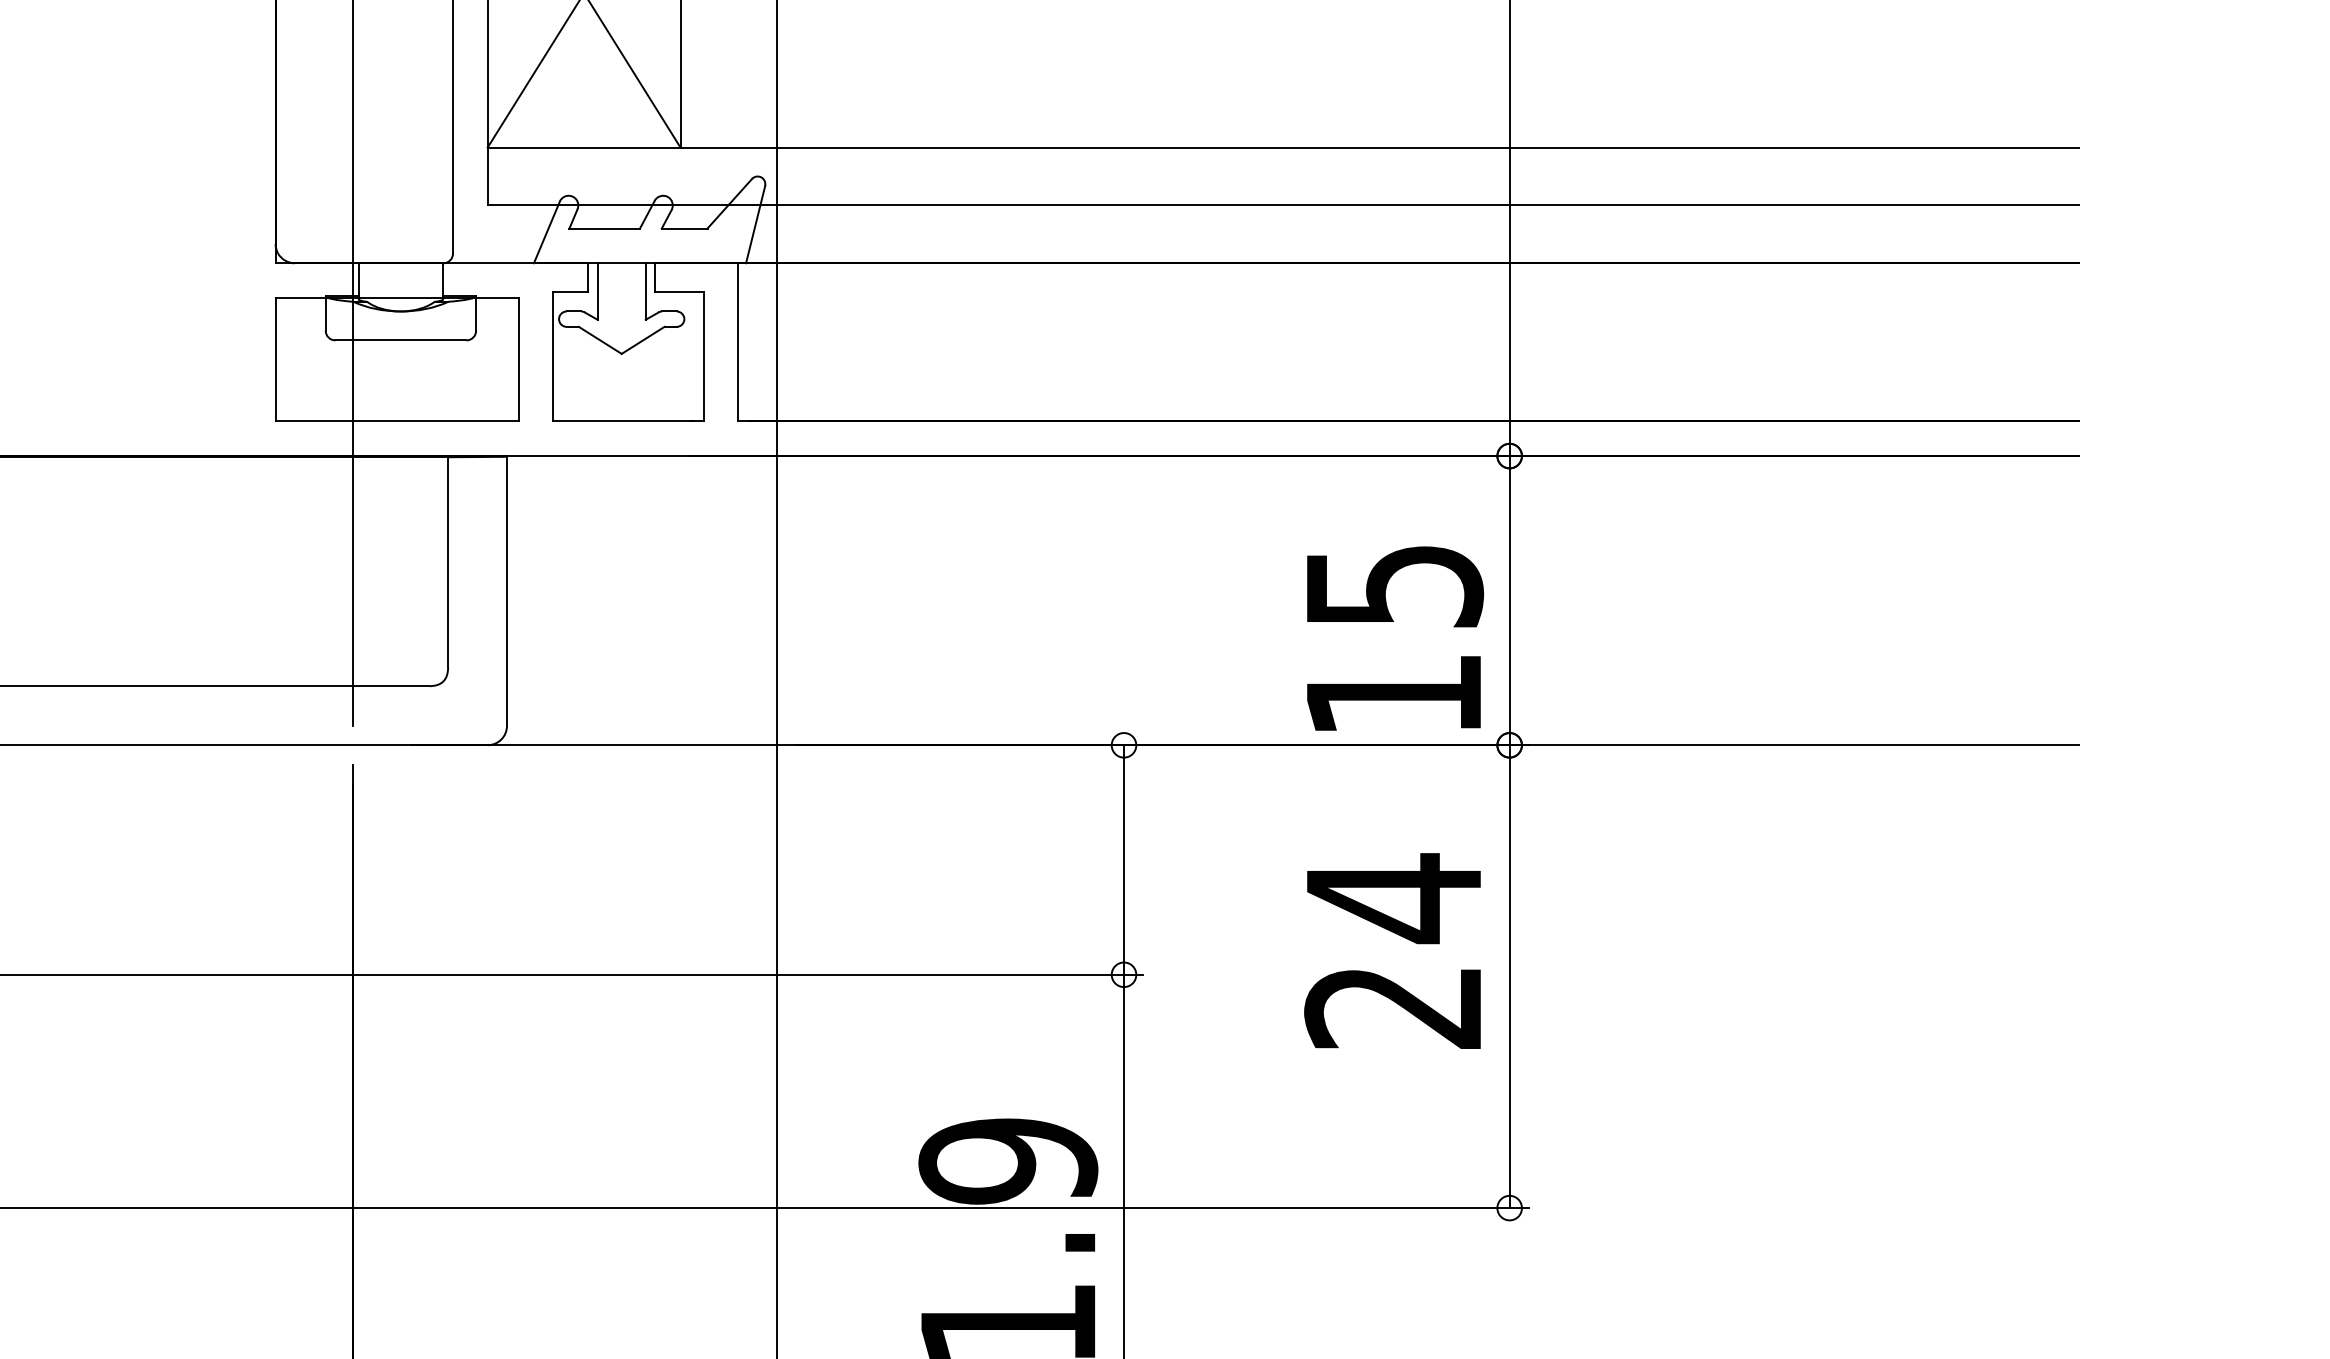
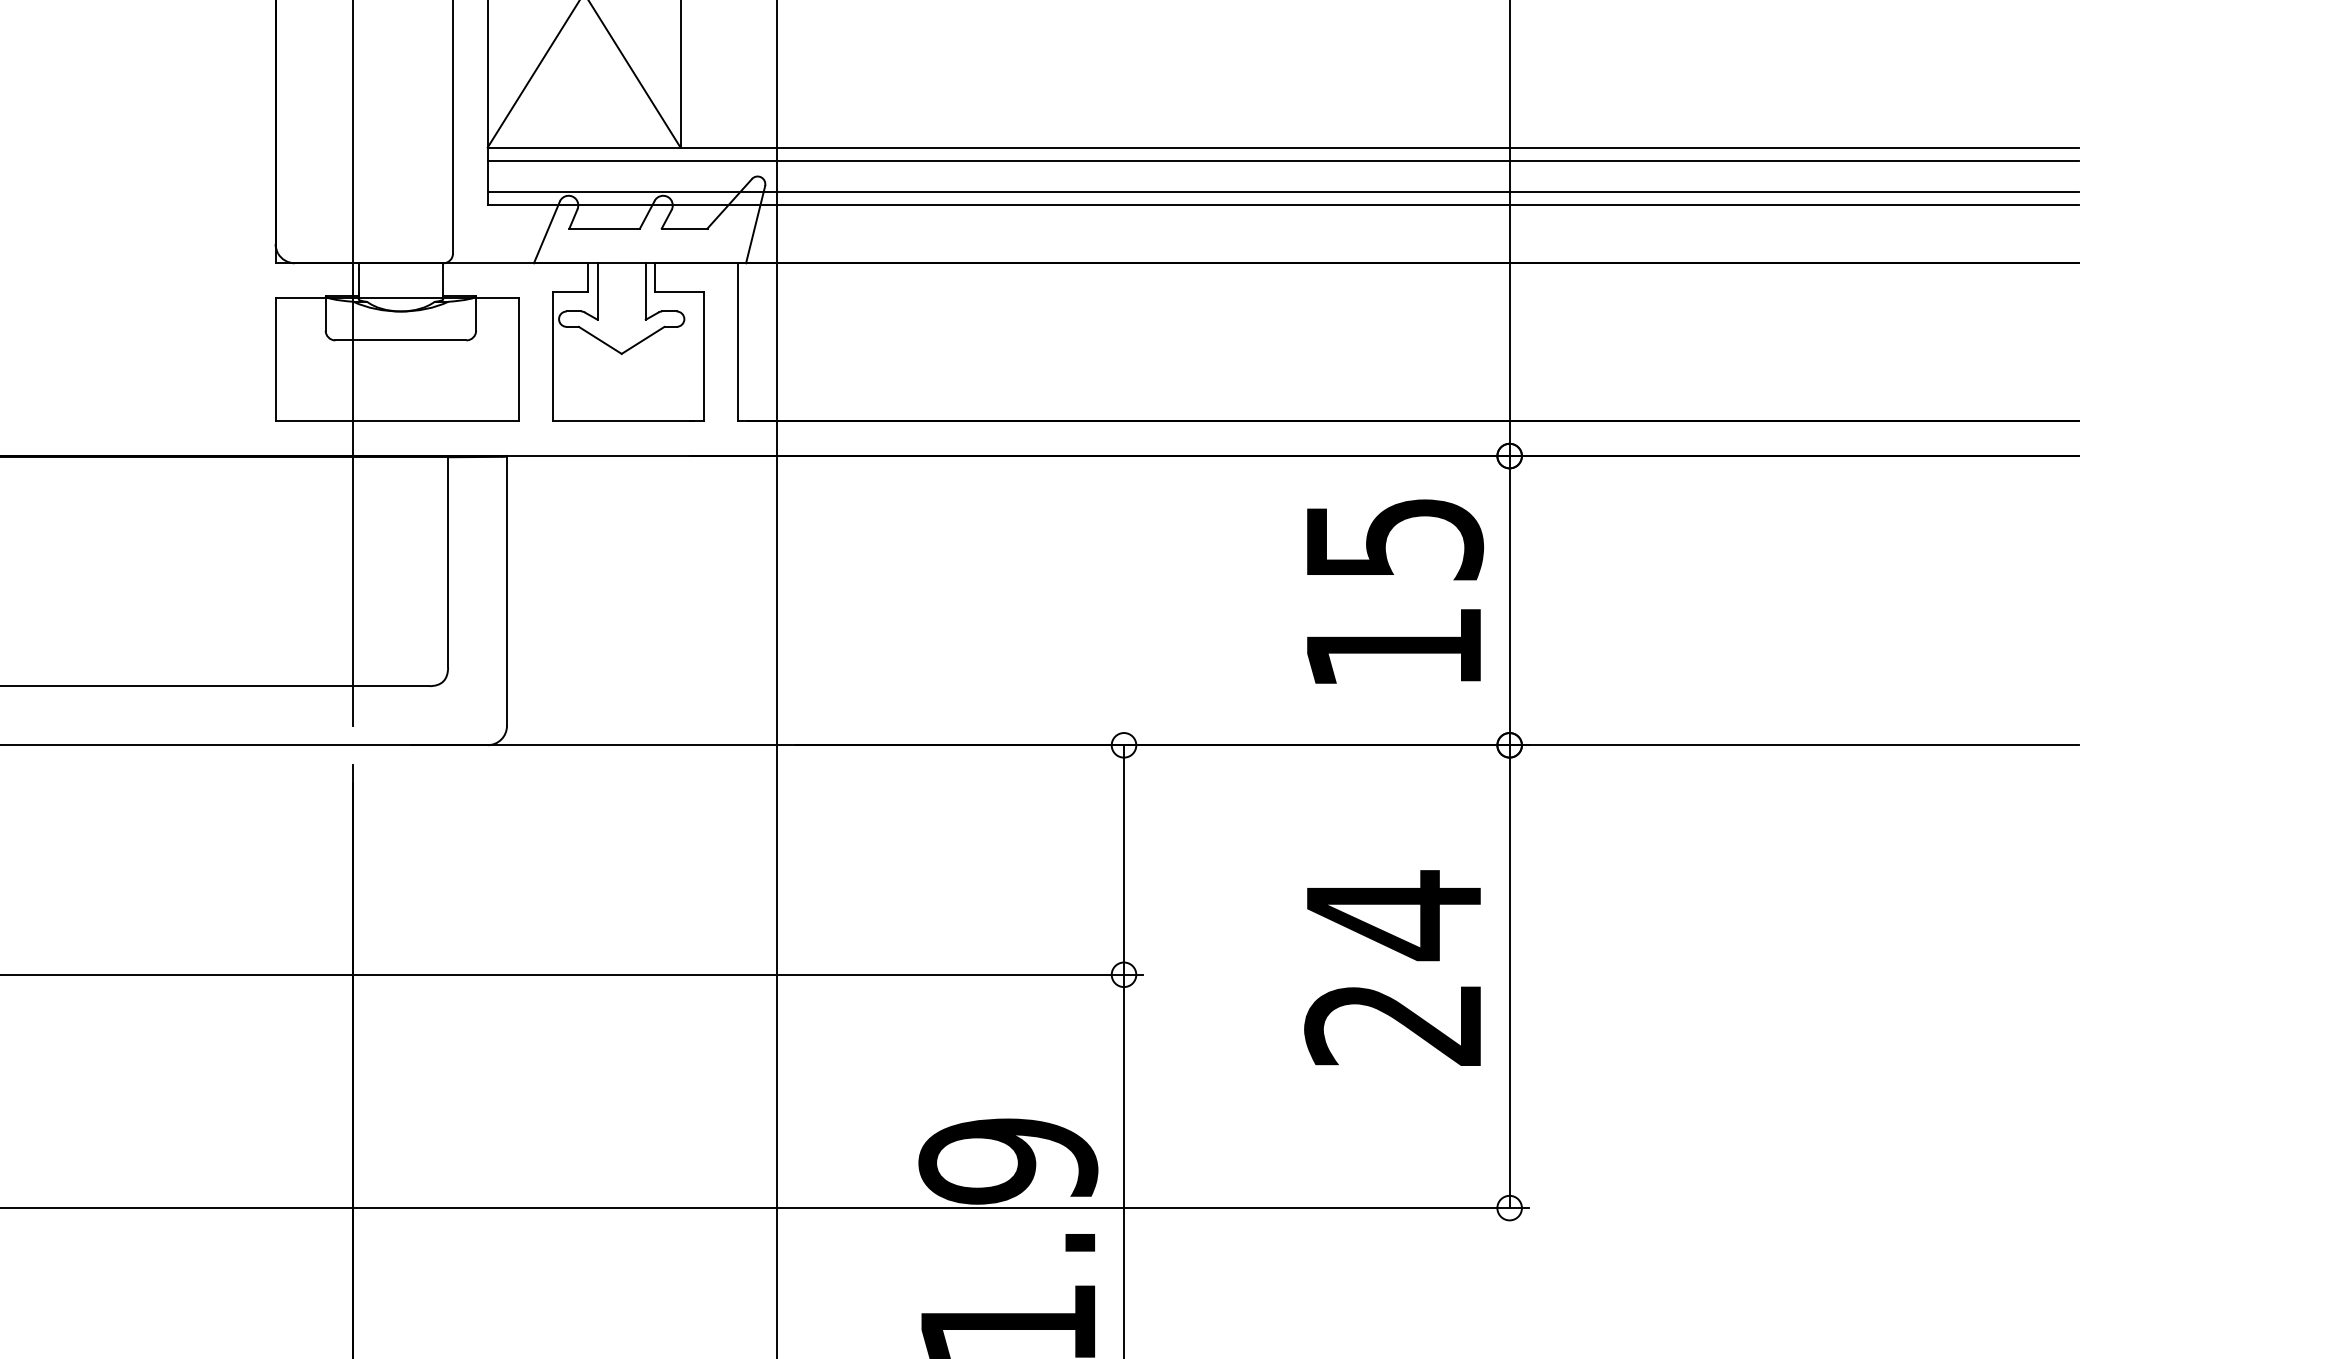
line: none -> present (1282, 161)
line: none -> present (1282, 191)
text position: (1395, 638) -> (1395, 591) (1395, 591)
text position: (1392, 950) -> (1392, 967) (1392, 967)
